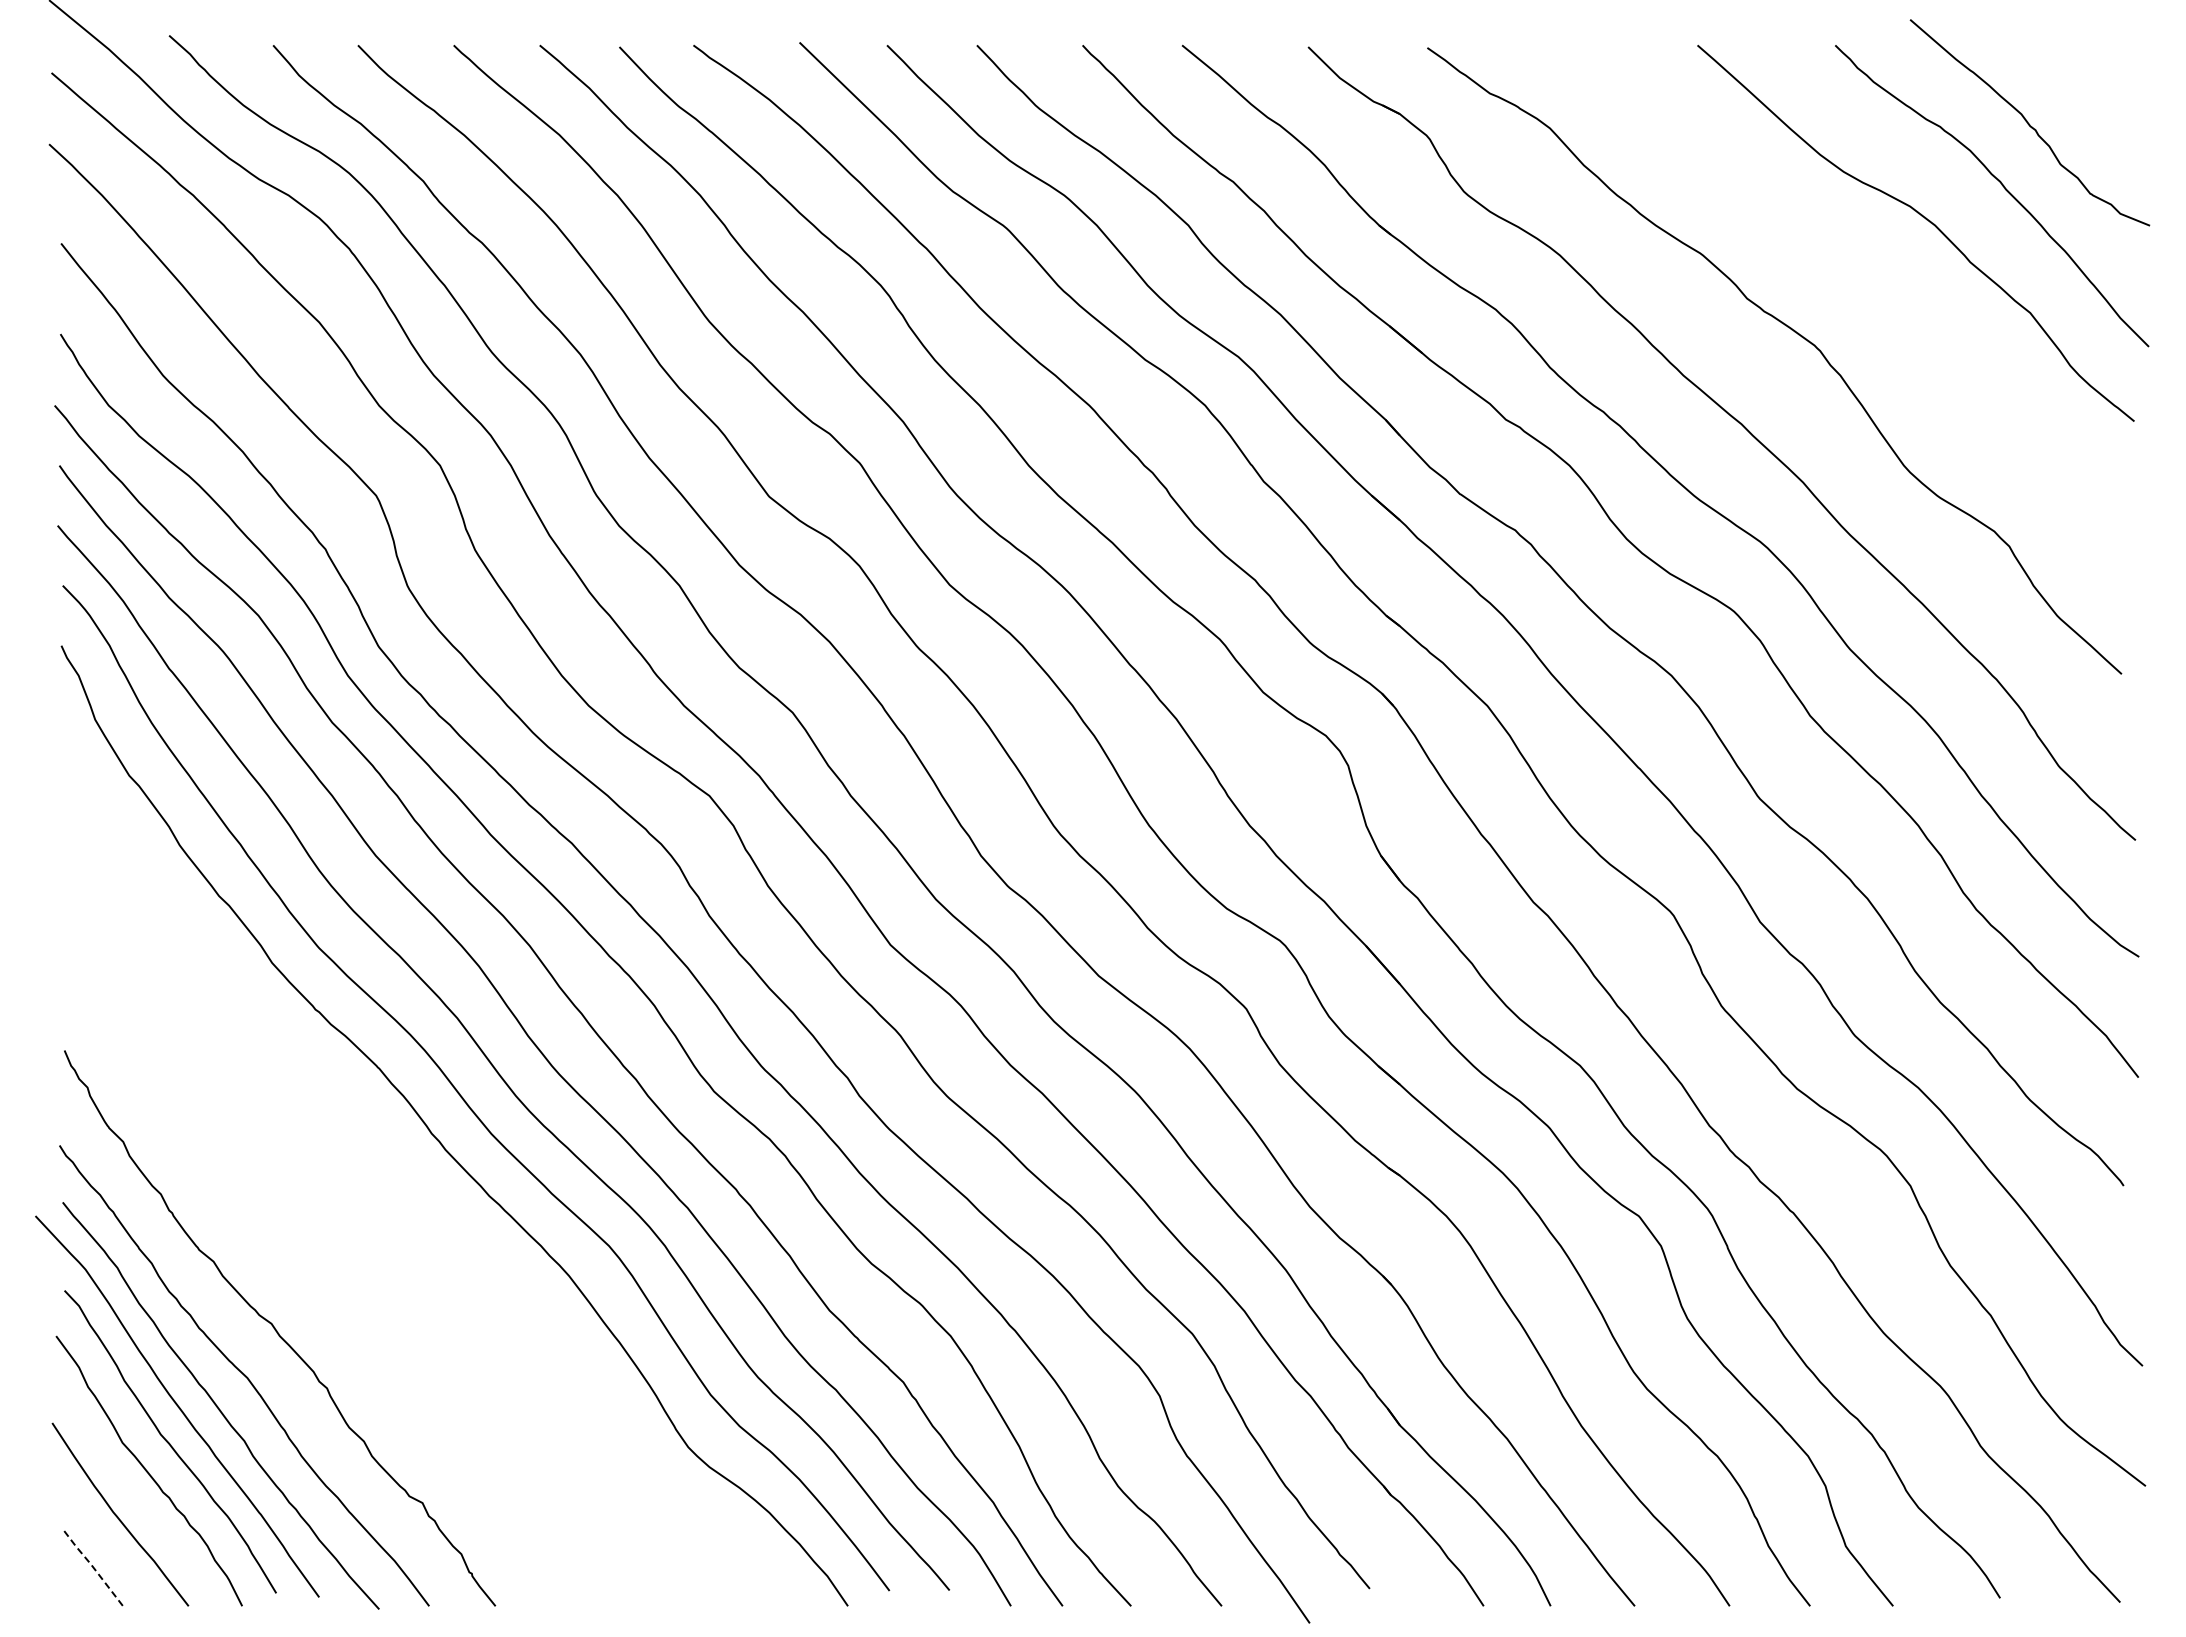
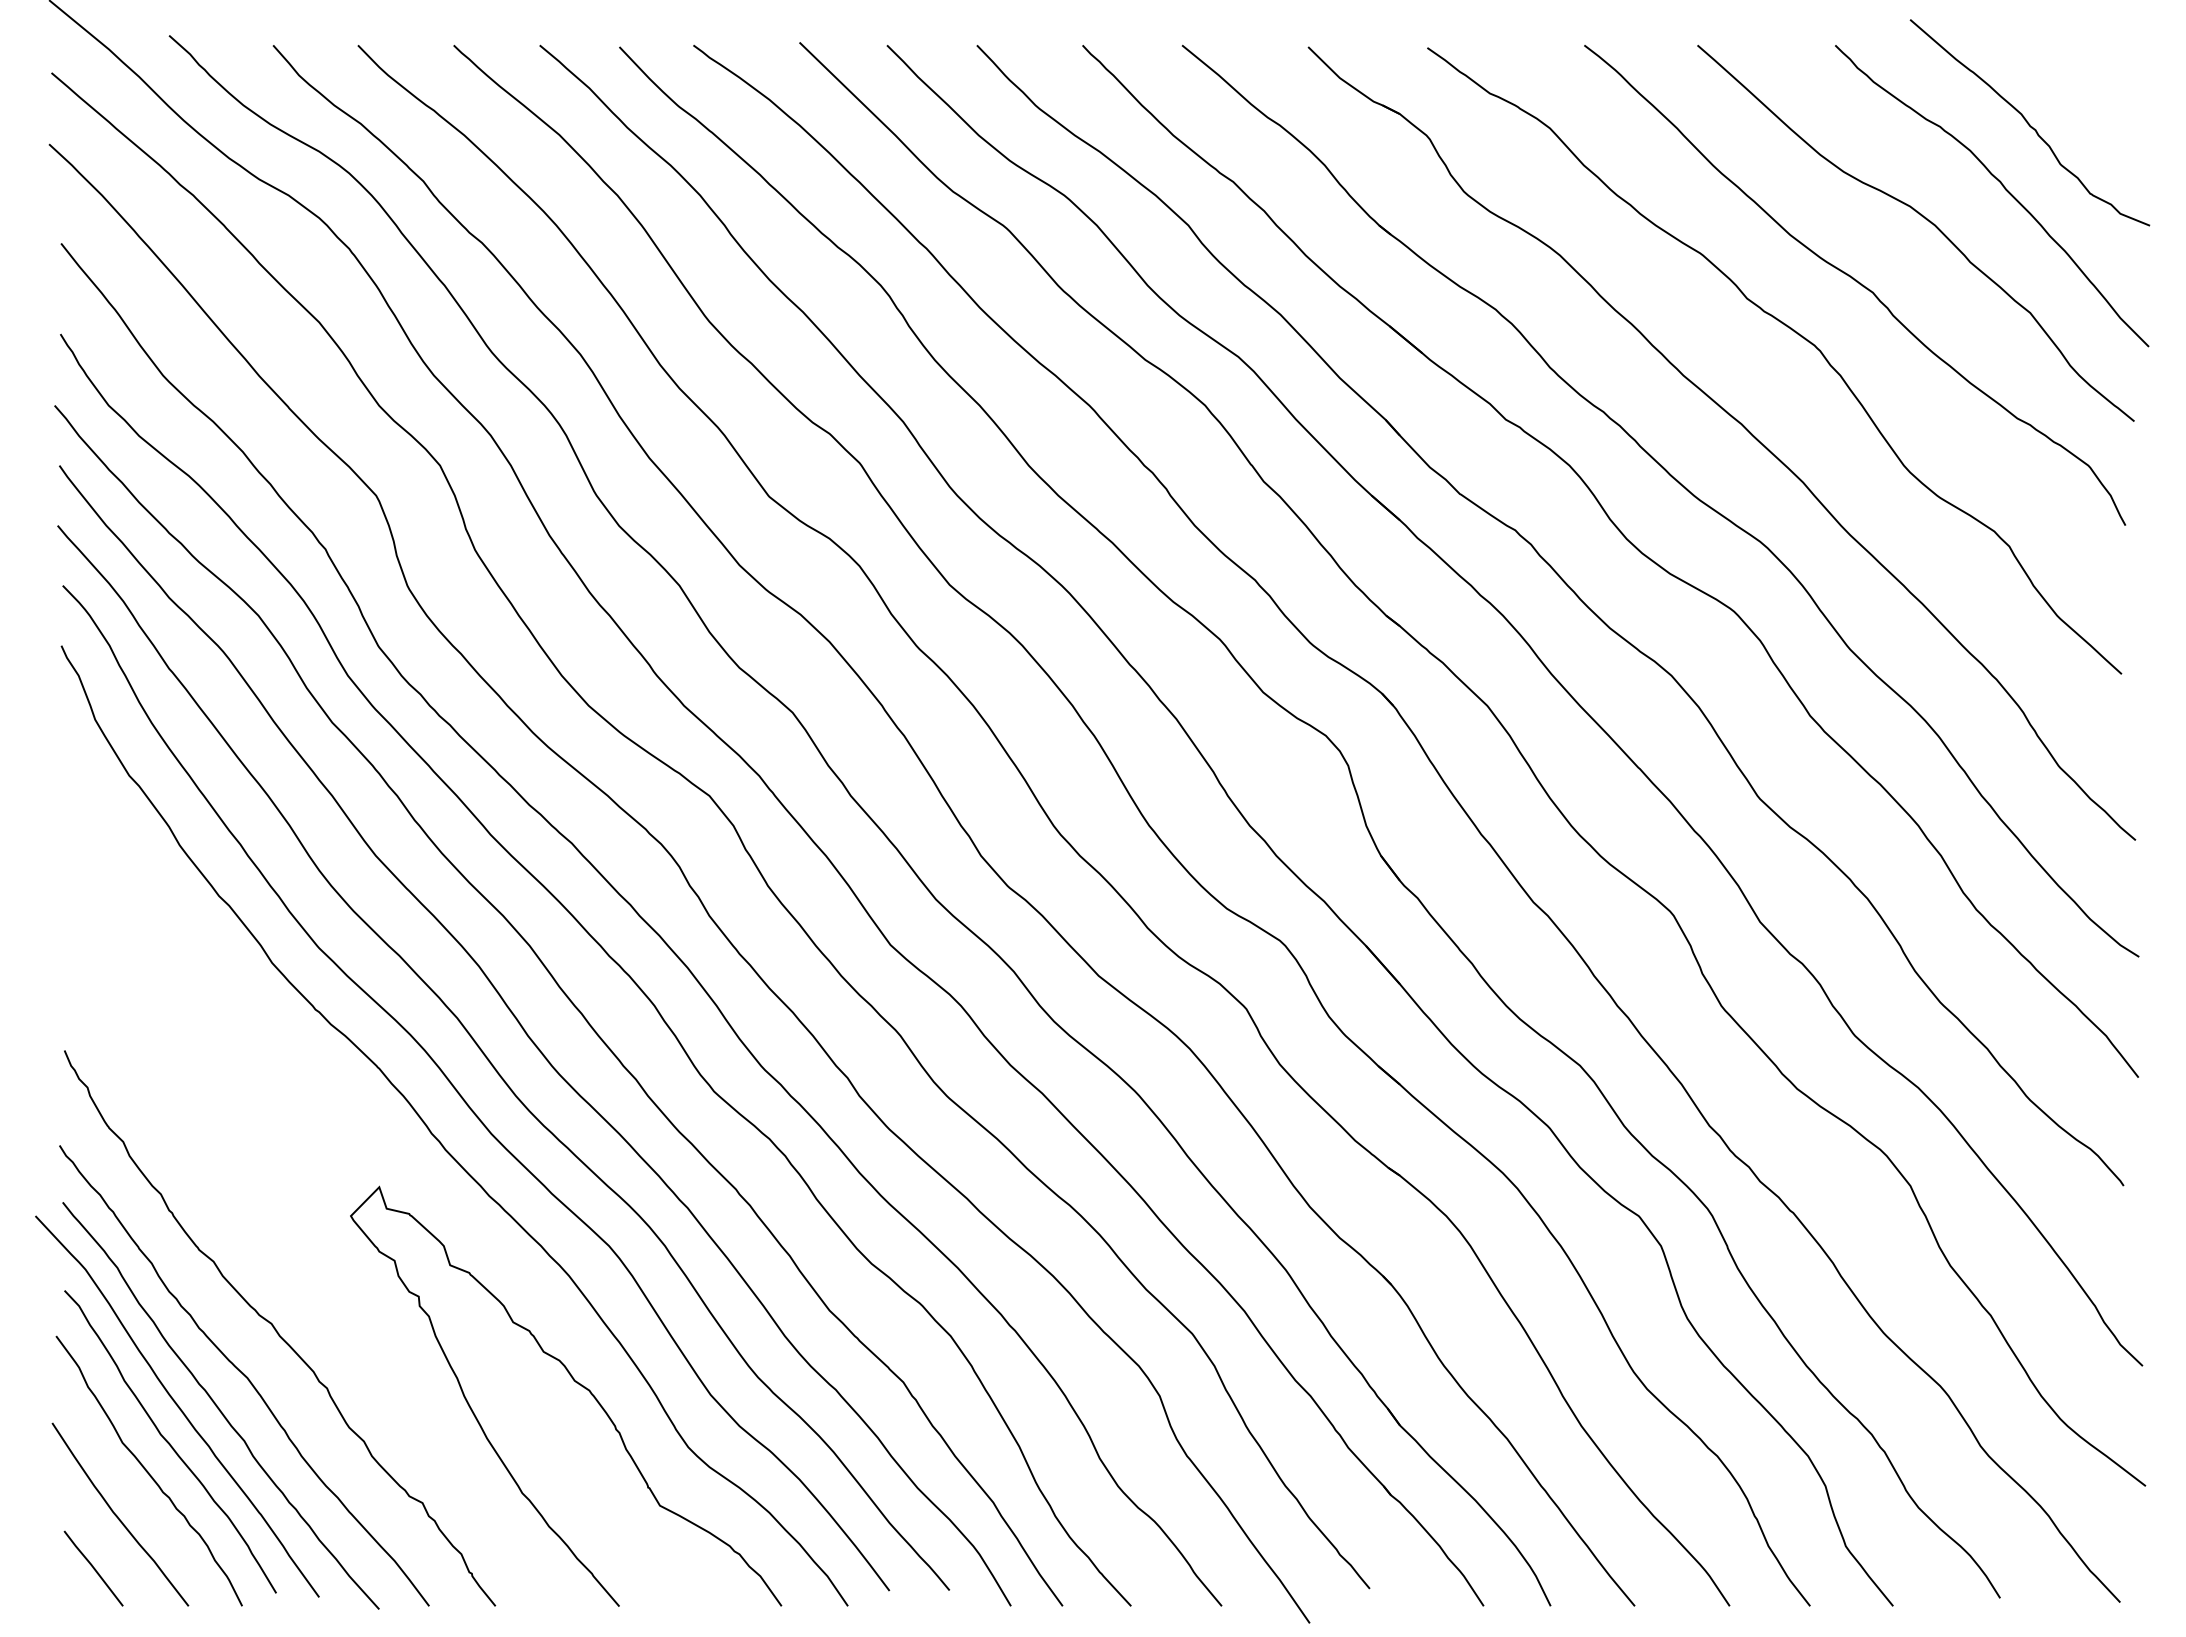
curve: none -> present (1856, 282)
curve: none -> present (576, 1383)
line: dashed -> solid (93, 1567)
